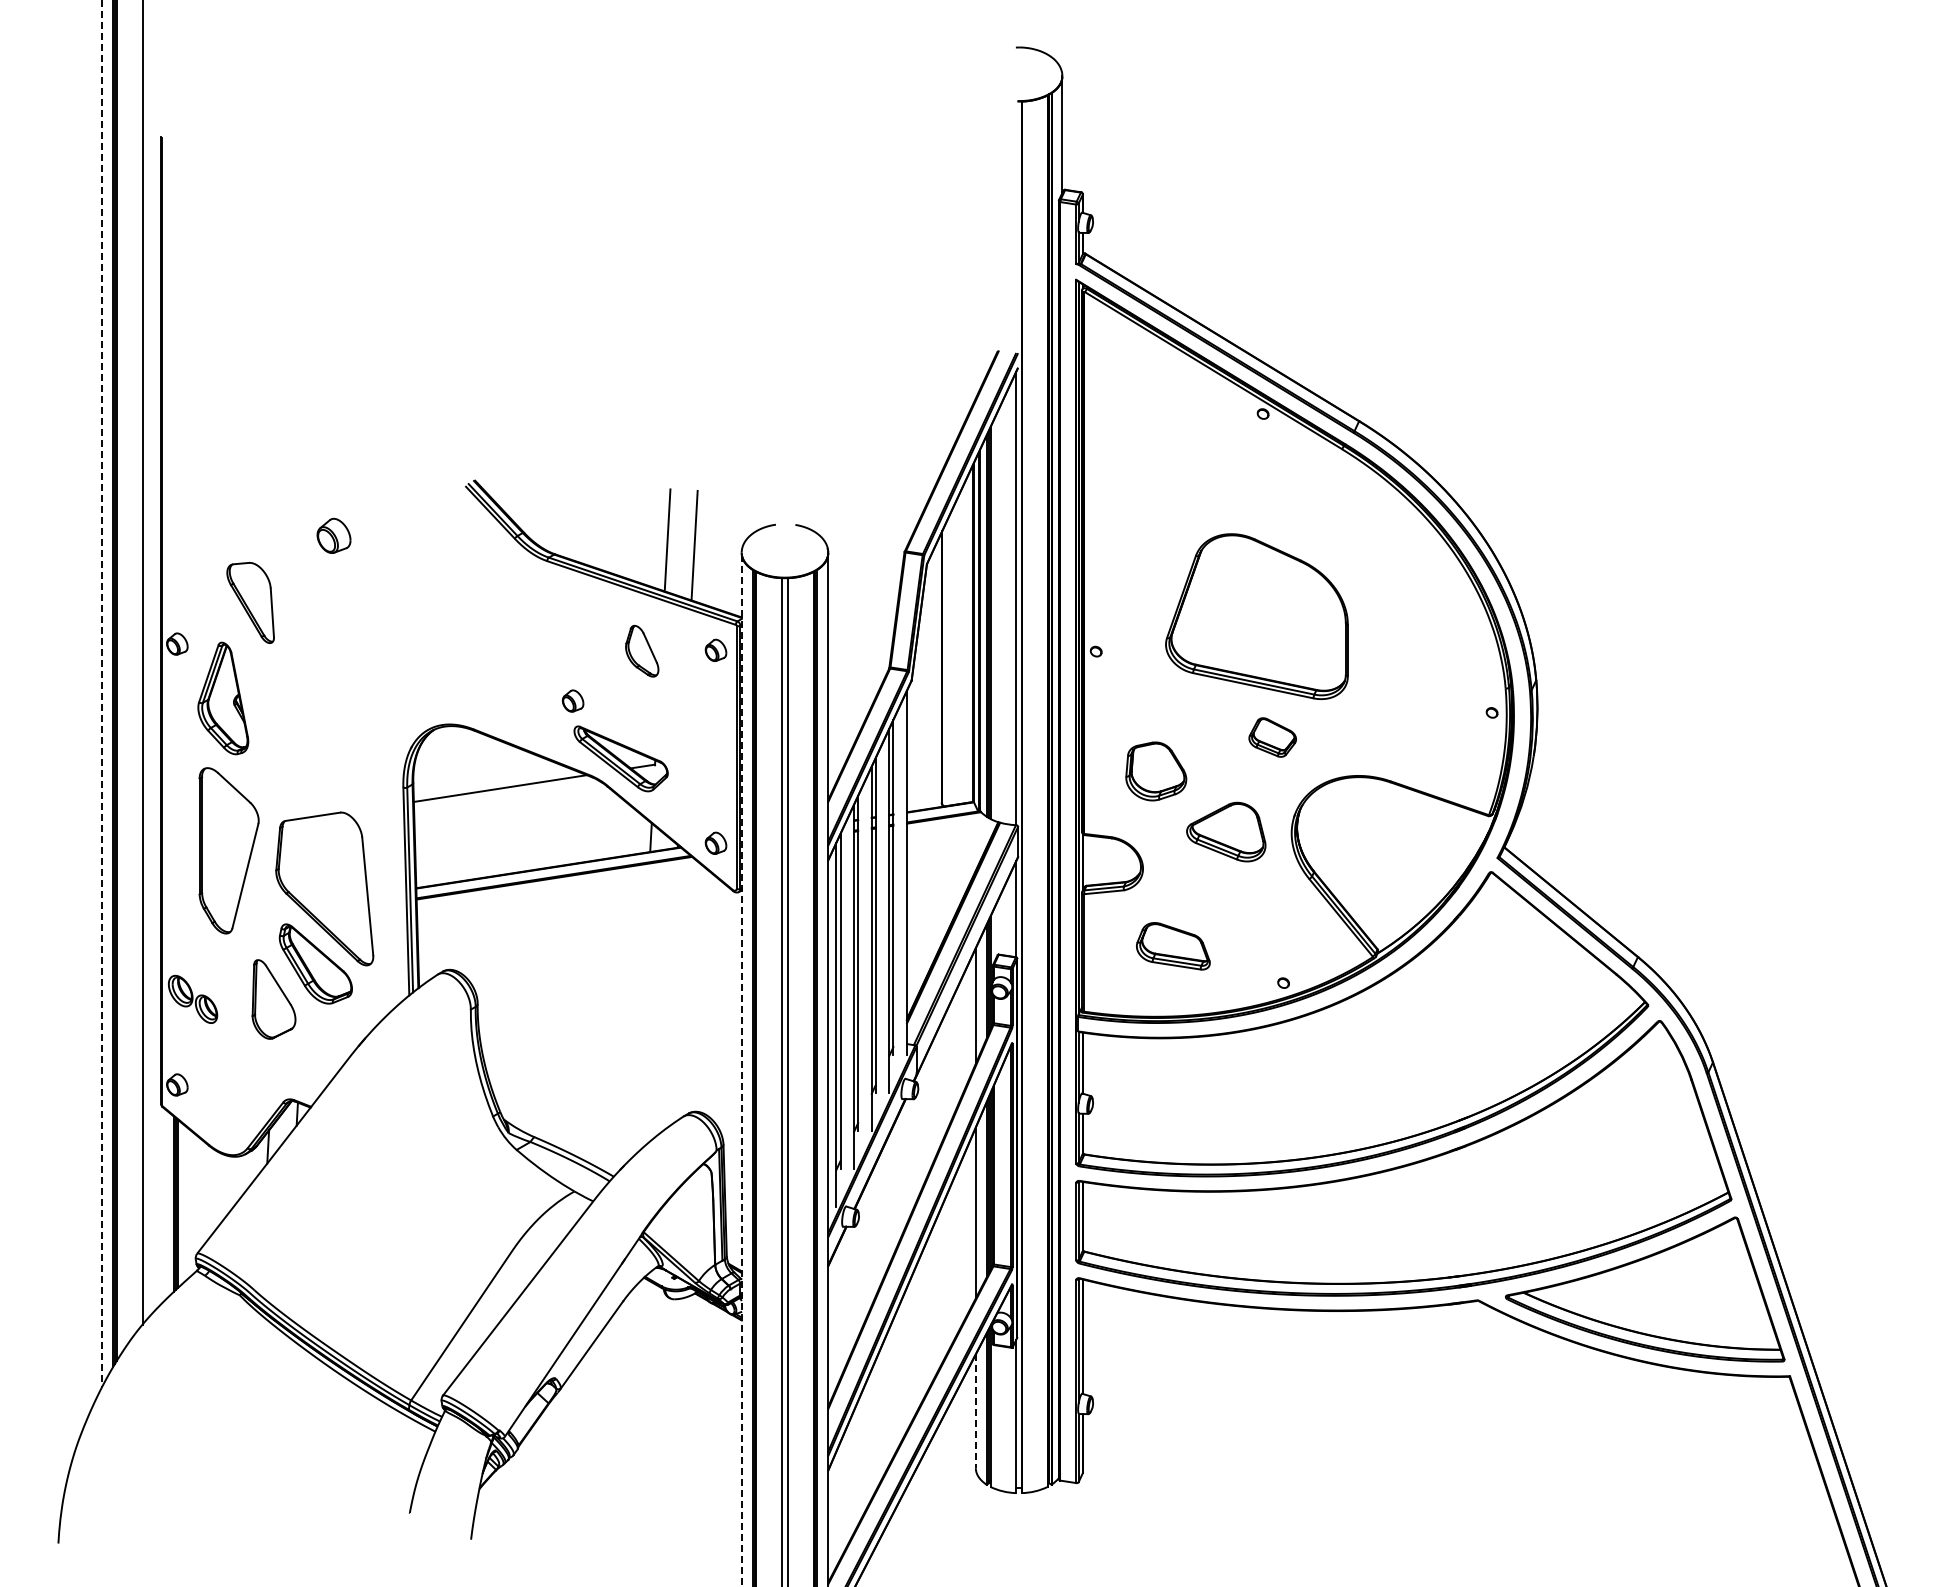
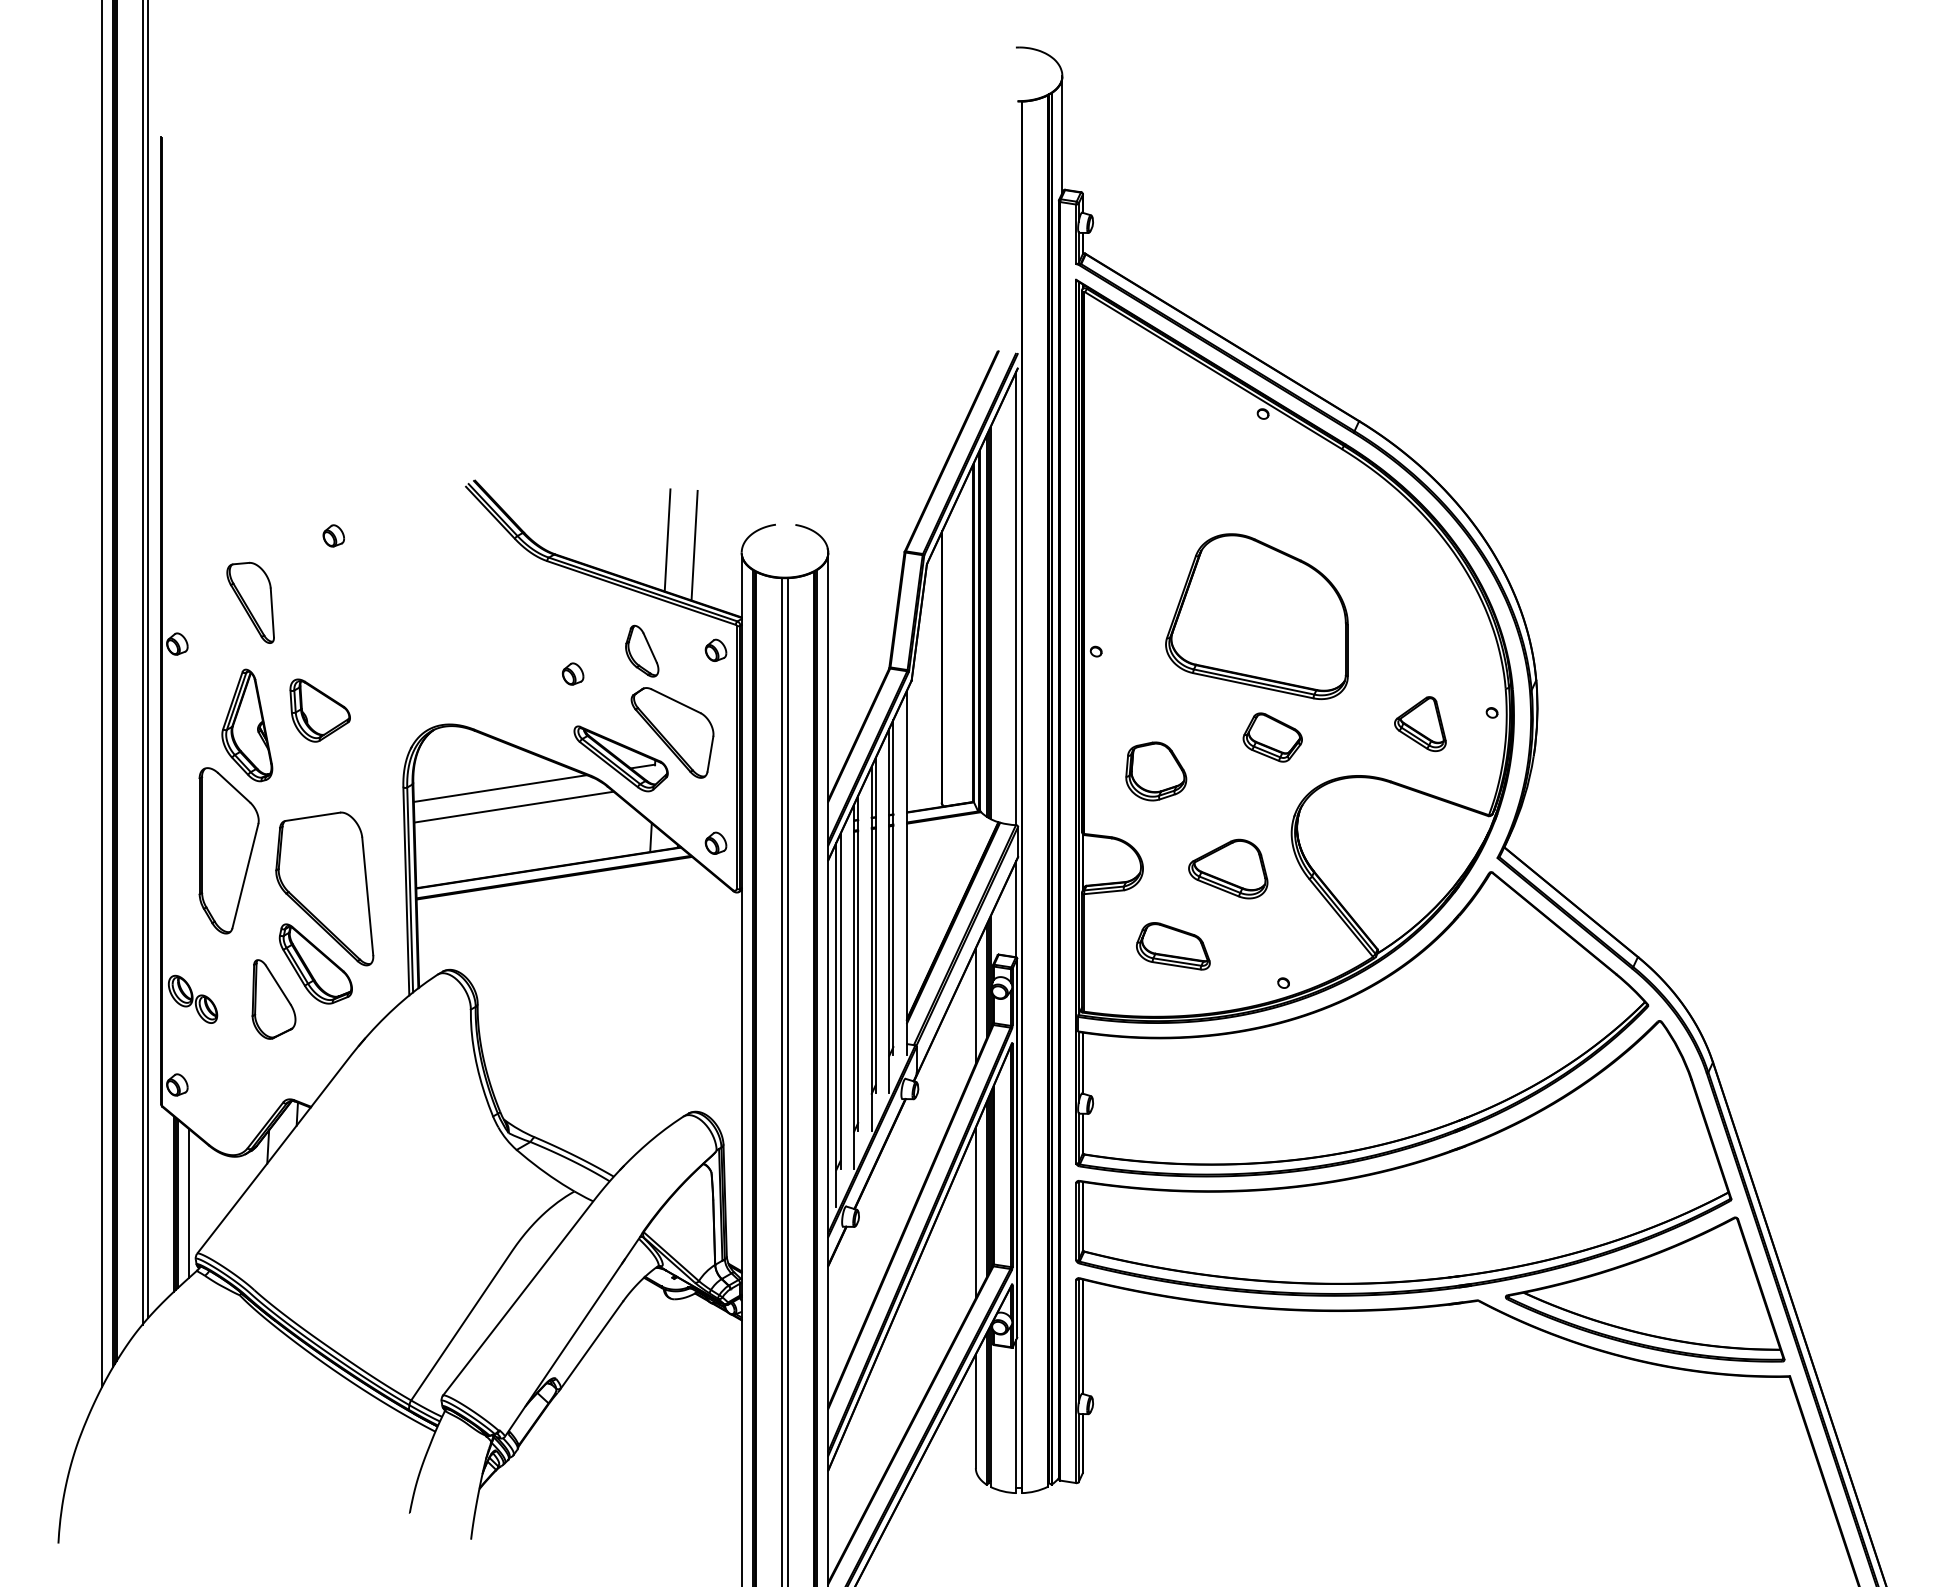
part size: 36x37 px -> 23x24 px (333, 535)
line: none -> present (148, 660)
line: dashed -> solid (102, 694)
part position: (223, 698) -> (247, 725) (247, 725)
part position: (572, 700) -> (572, 673) (572, 673)
part: none -> present (319, 710)
part: none -> present (1420, 724)
part: none -> present (672, 732)
part size: 49x41 px -> 61x51 px (1272, 737)
line: none -> present (513, 806)
part position: (1226, 831) -> (1228, 868) (1228, 868)
line: dashed -> solid (741, 1070)
line: none -> present (188, 1203)
line: dashed -> solid (975, 1411)
